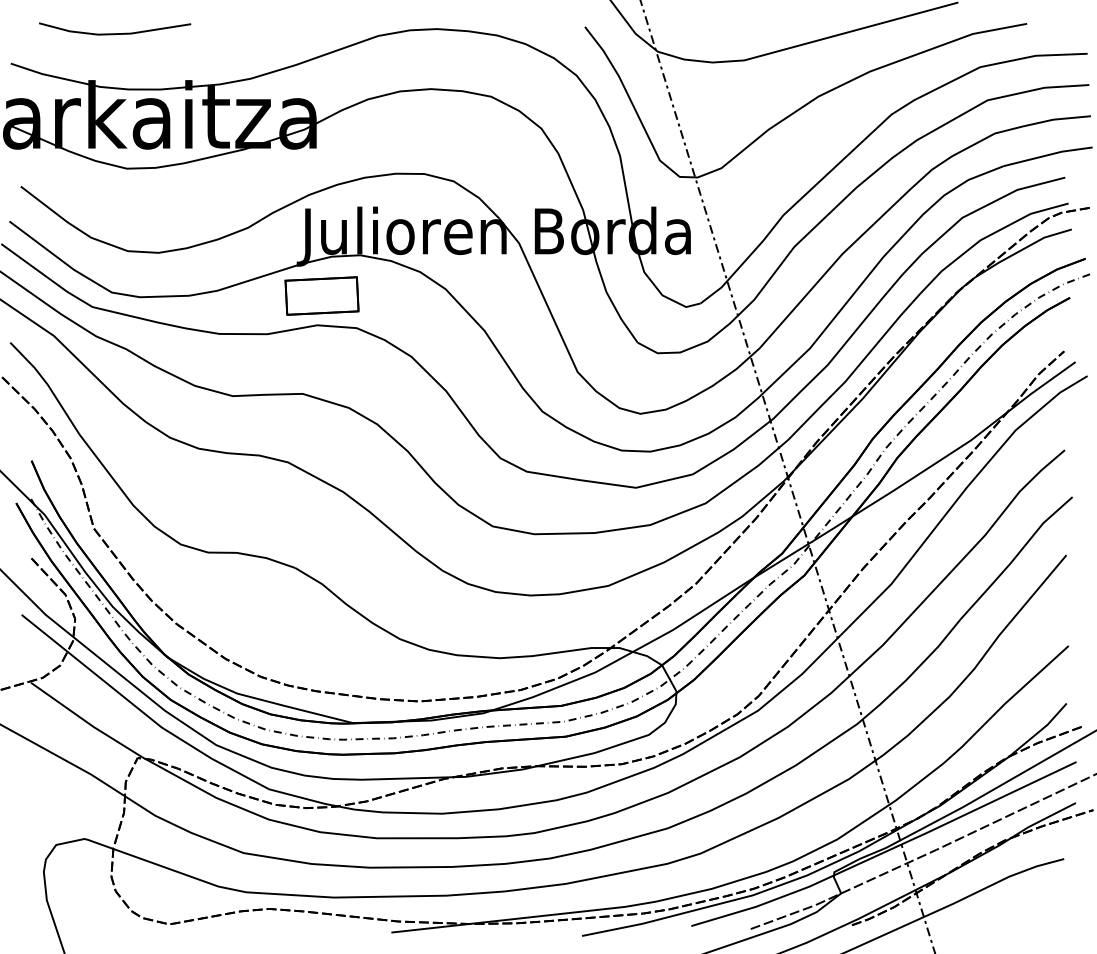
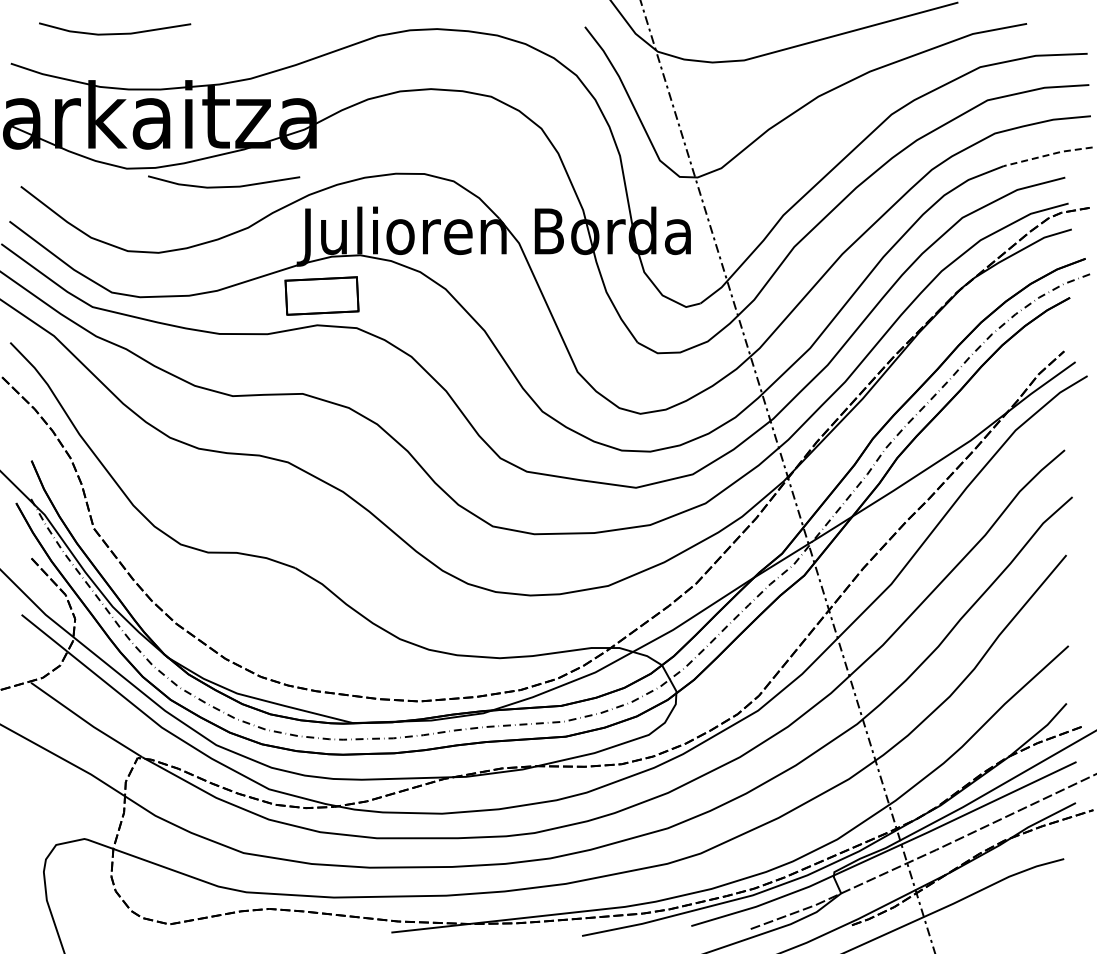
line: solid -> dashed (1047, 155)
line: none -> present (224, 186)
